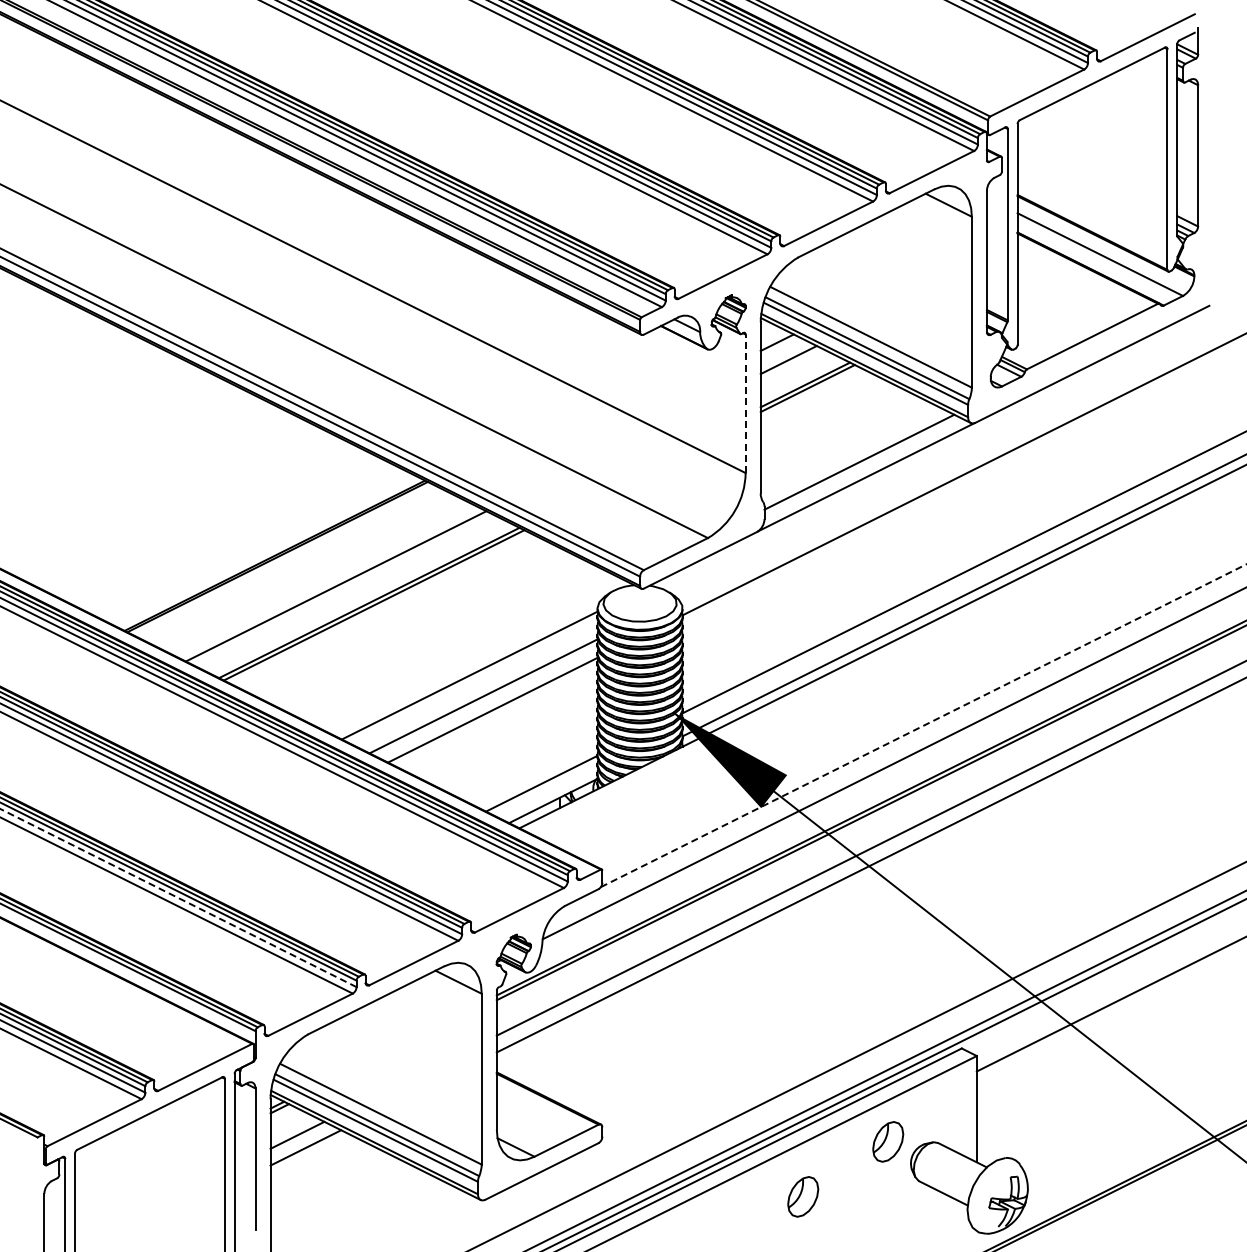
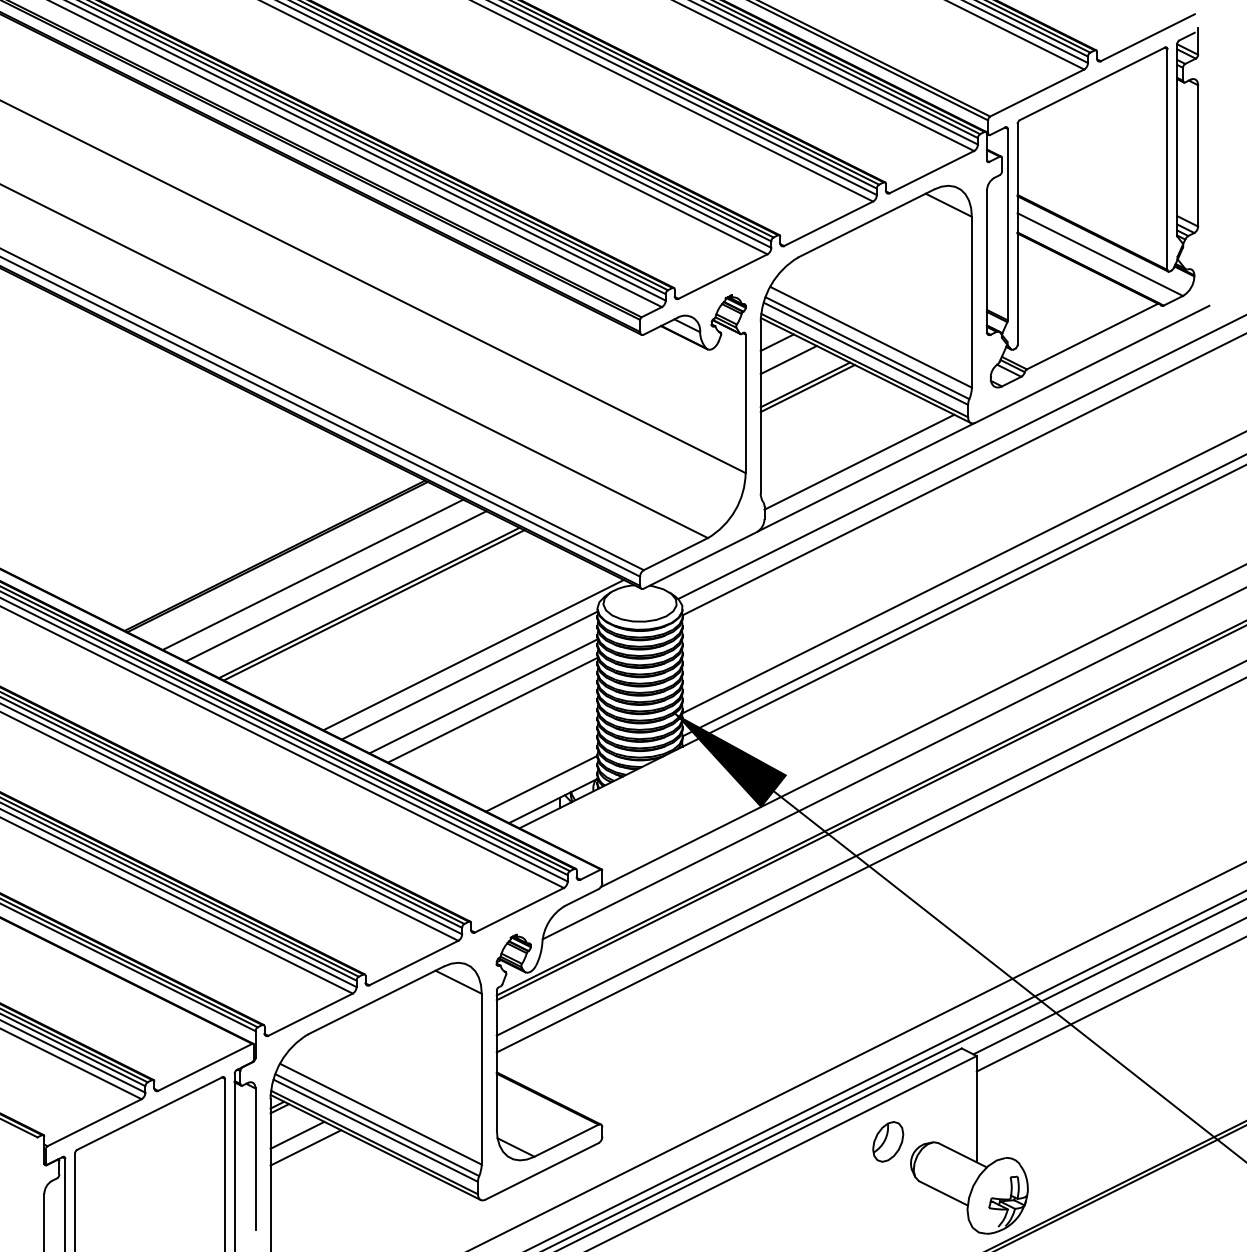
line: dashed -> solid (745, 403)
line: none -> present (960, 457)
line: none -> present (312, 574)
line: none -> present (473, 655)
line: dashed -> solid (923, 725)
line: dashed -> solid (178, 898)
line: none -> present (1108, 986)
part: present -> none (803, 1196)
